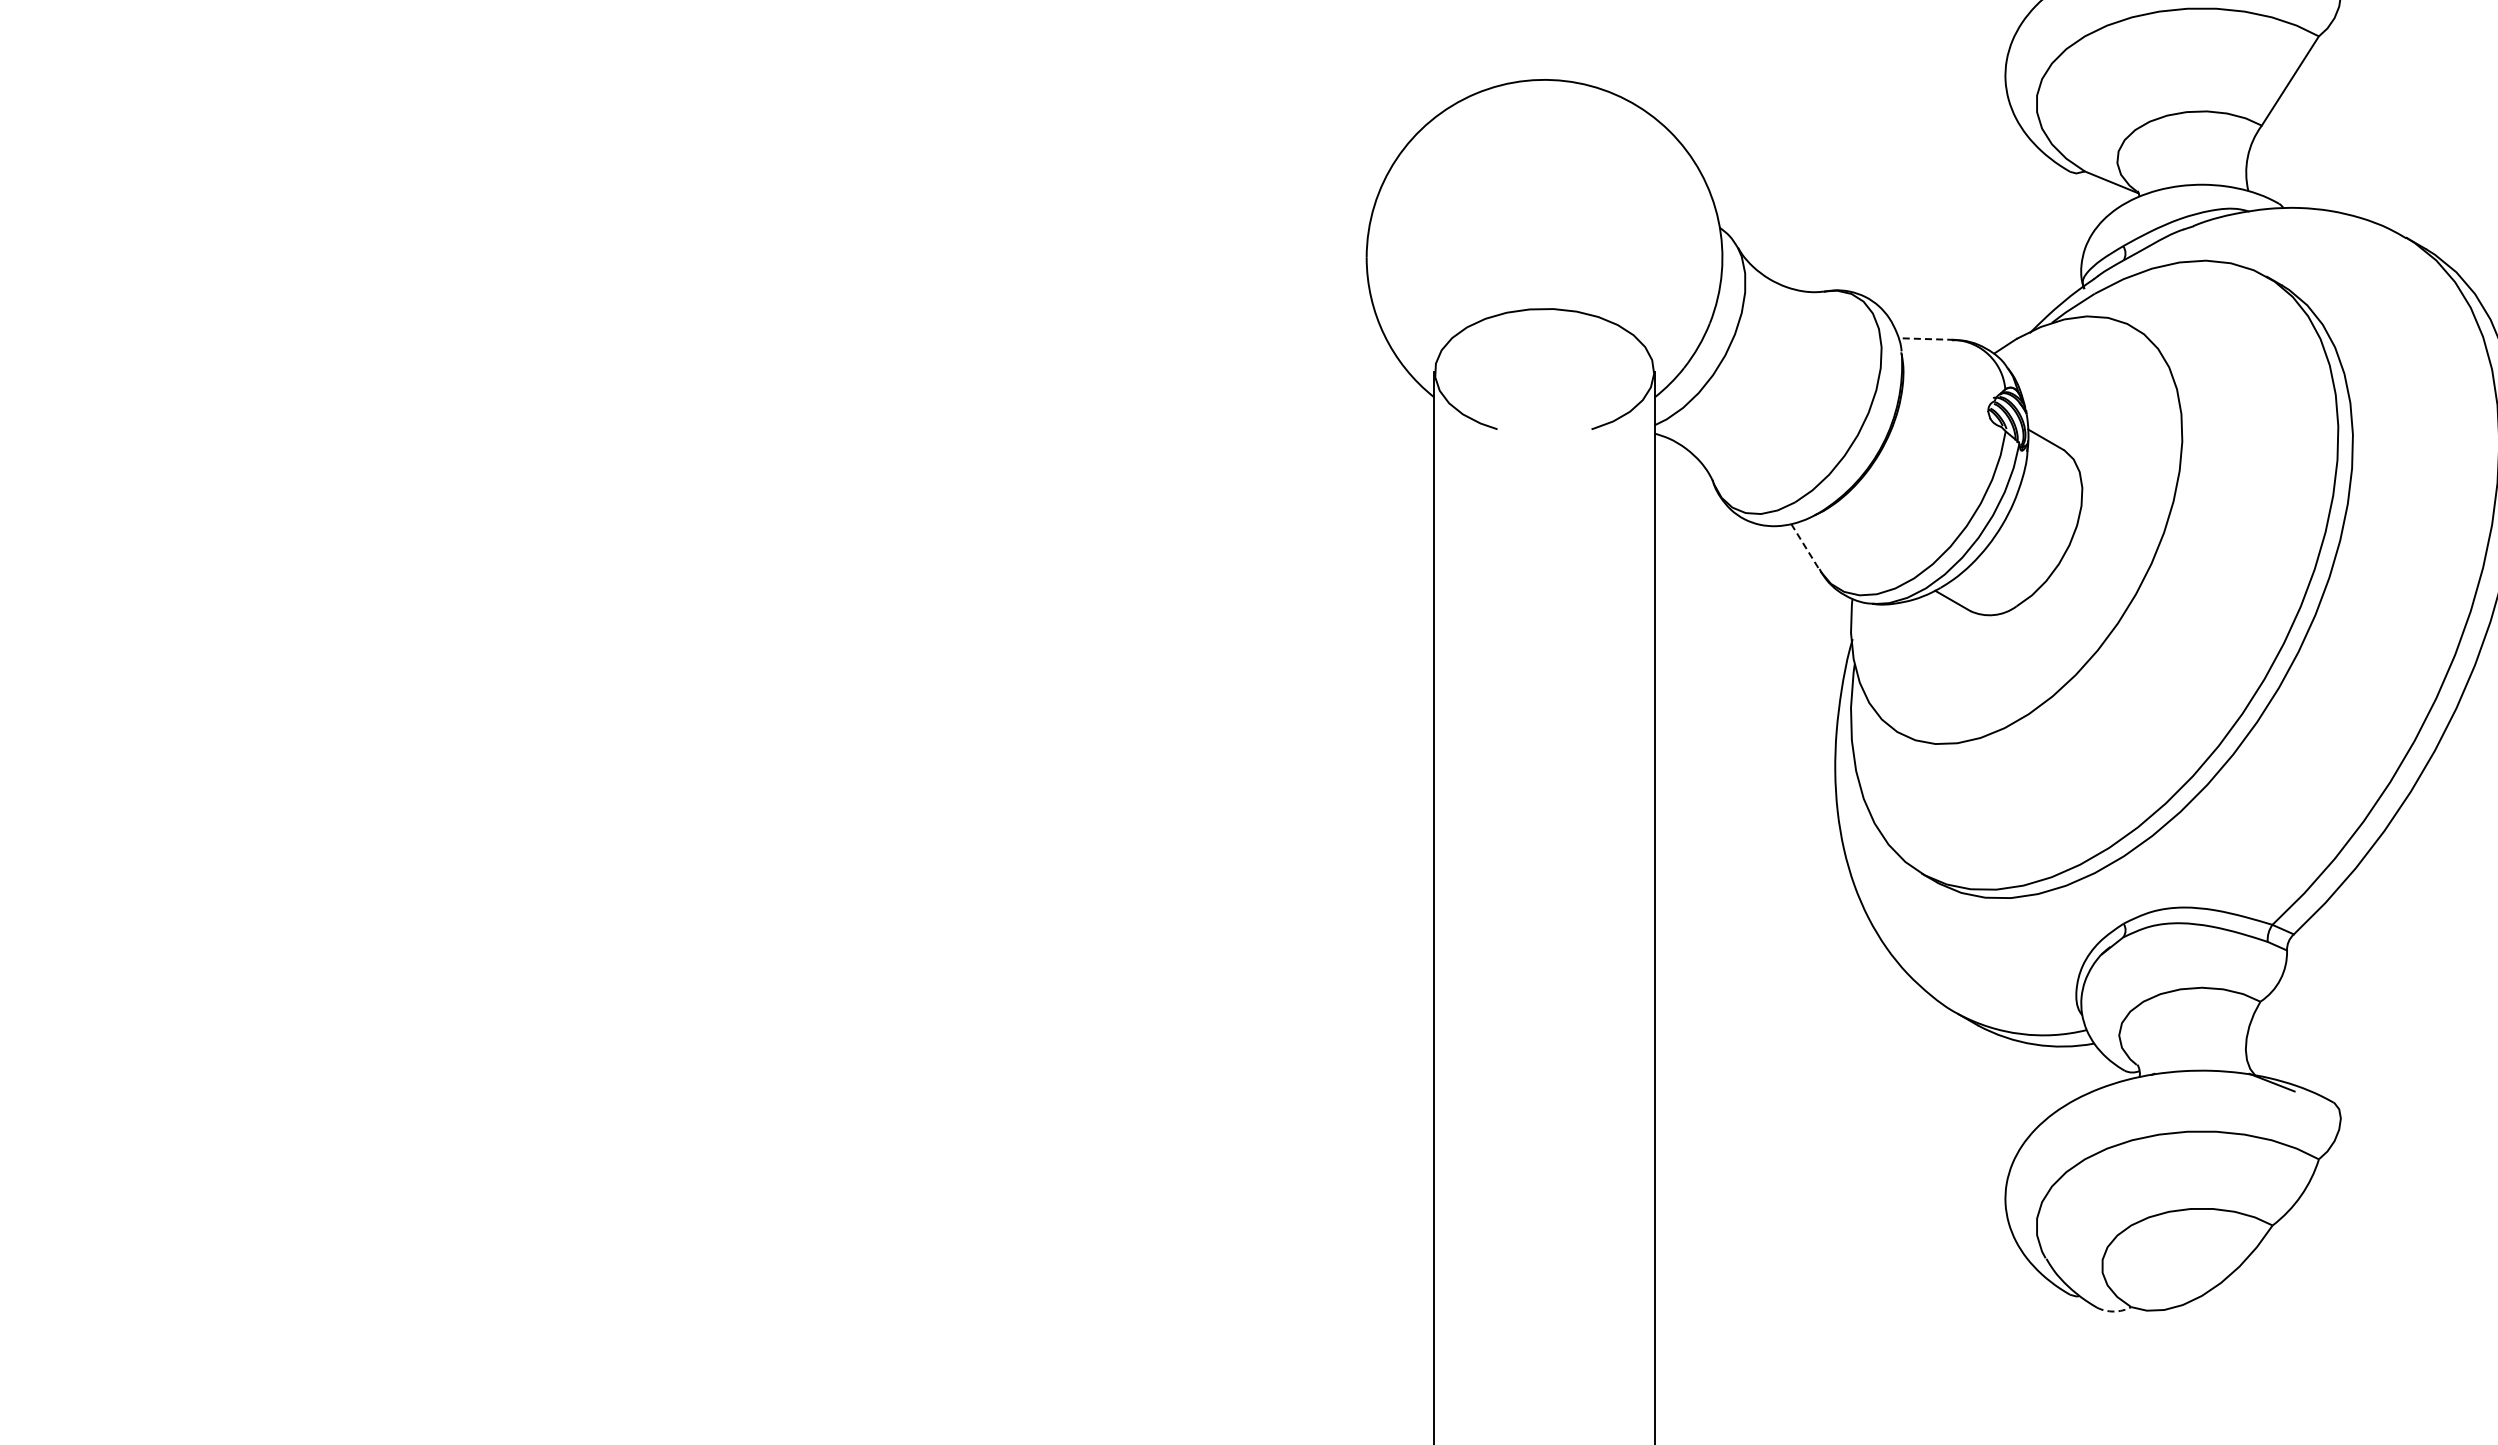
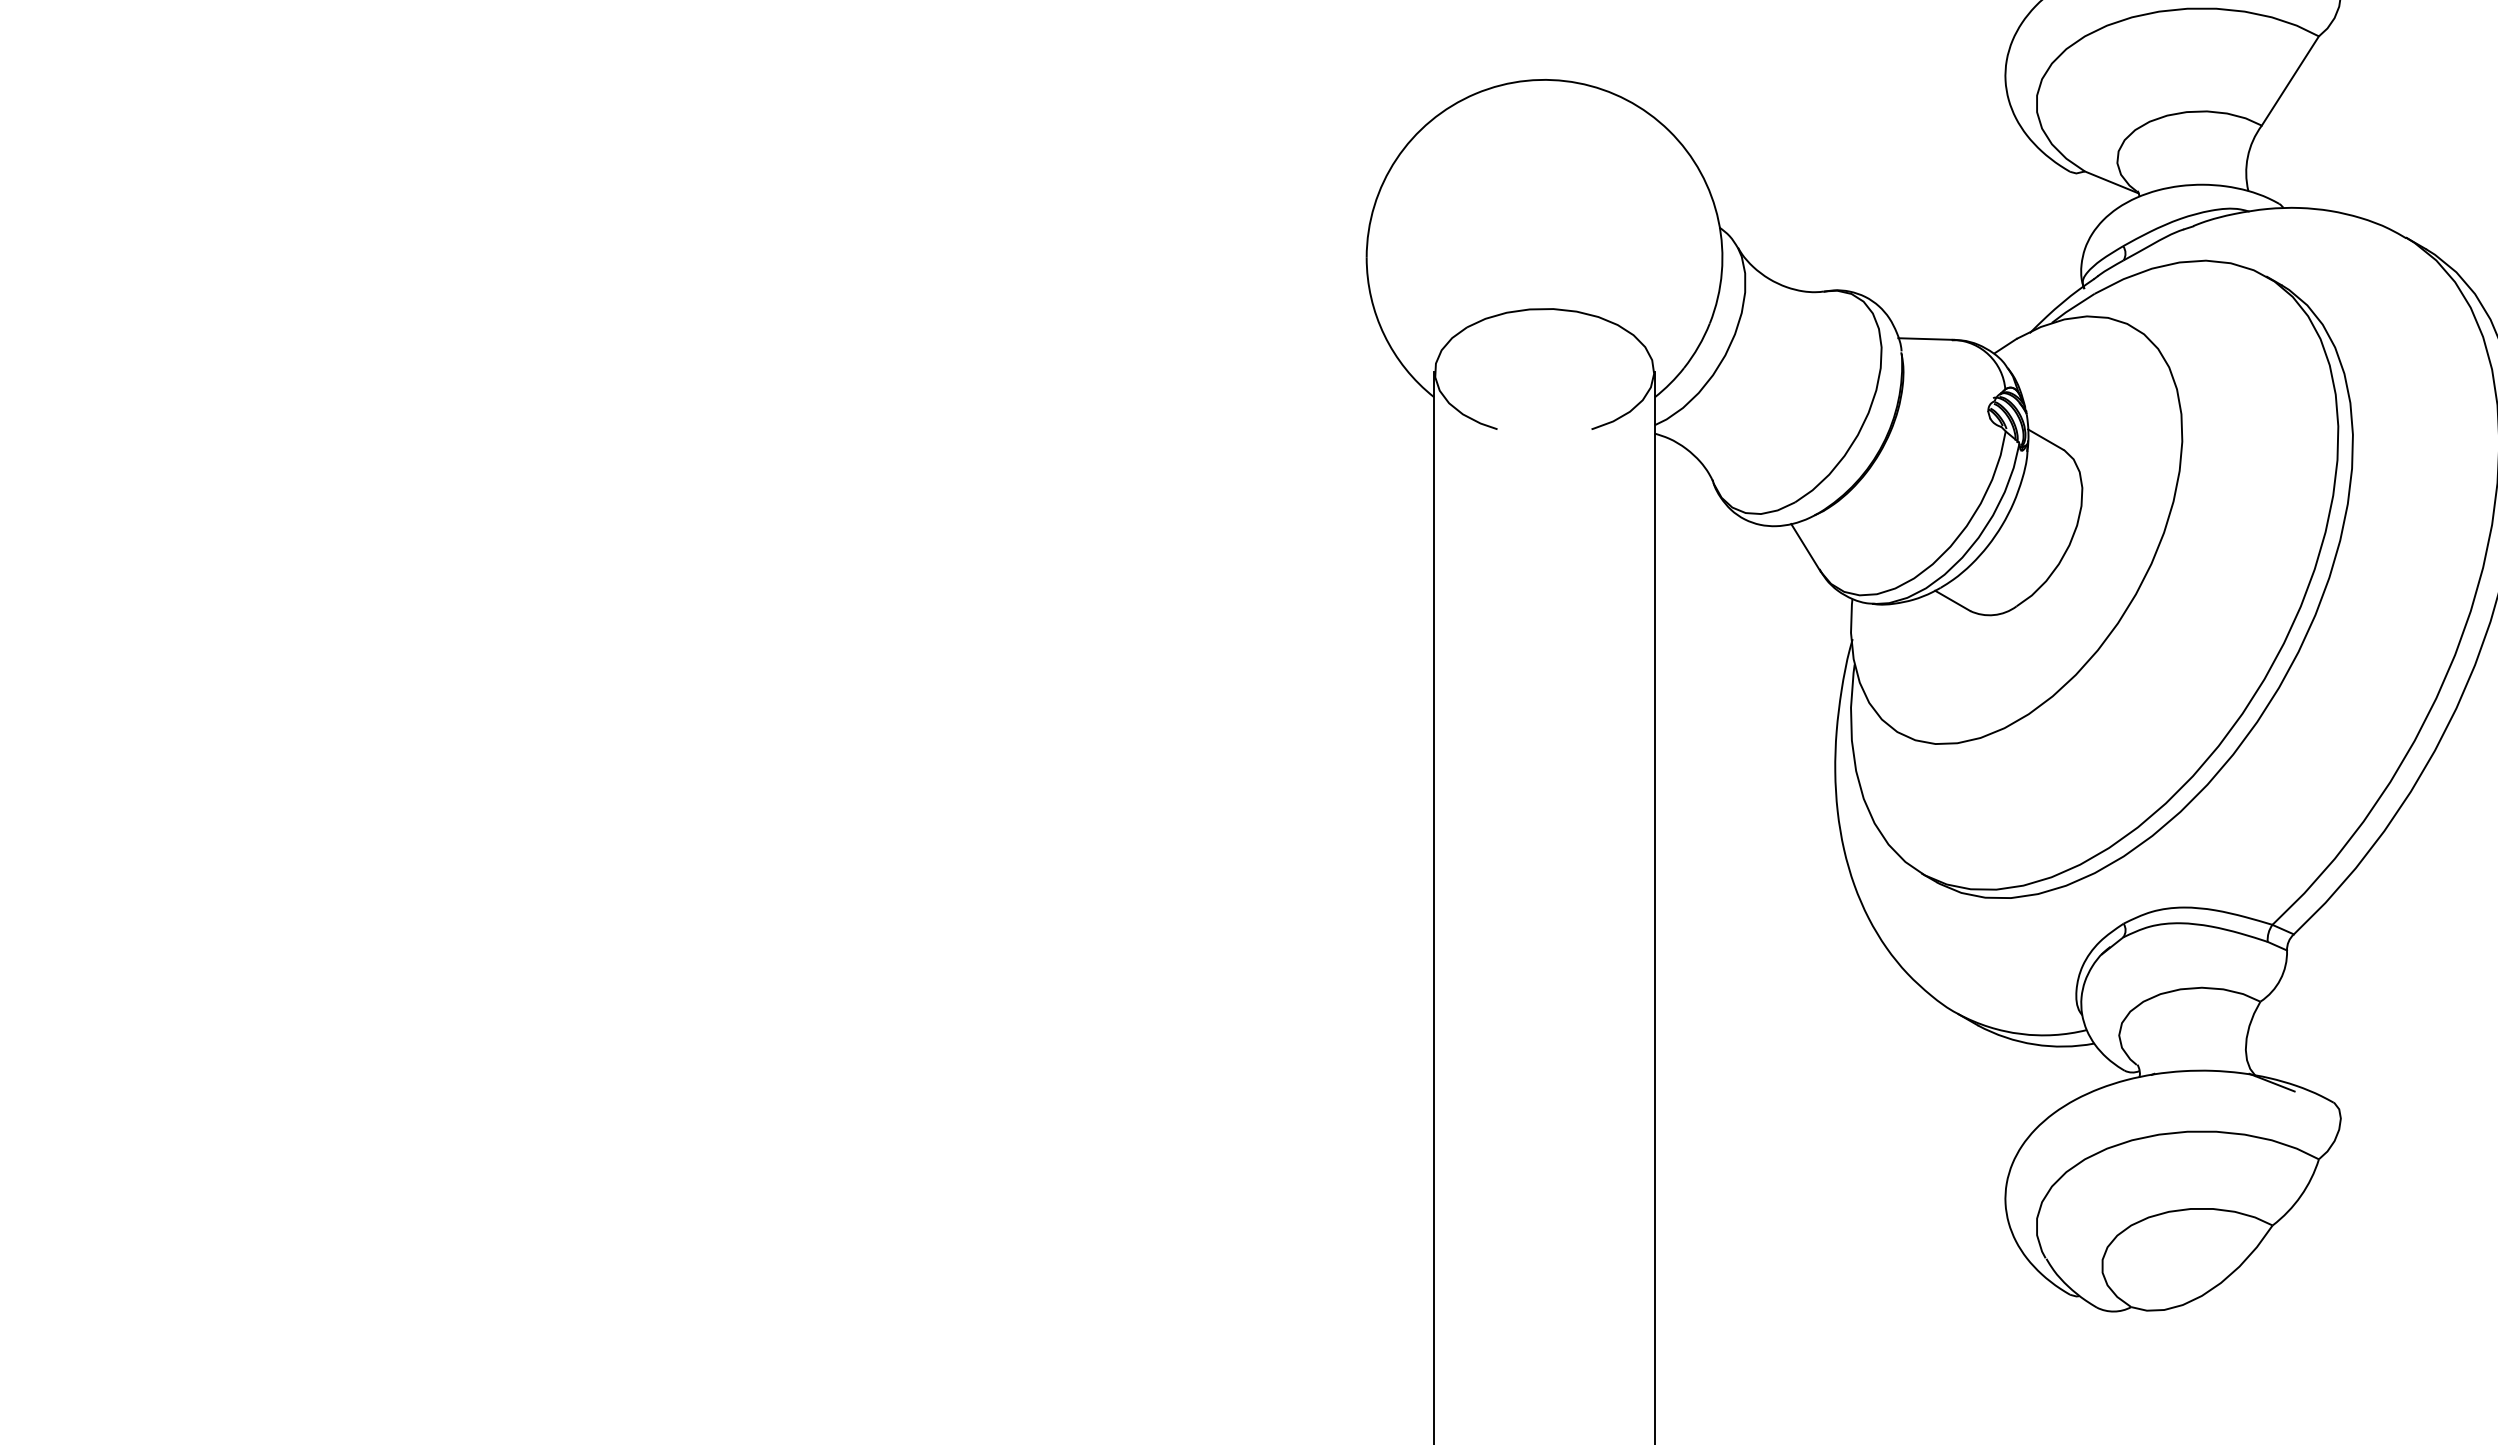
line: dashed -> solid (1926, 339)
line: dashed -> solid (1805, 547)
arc: dashed -> solid (2114, 1311)
